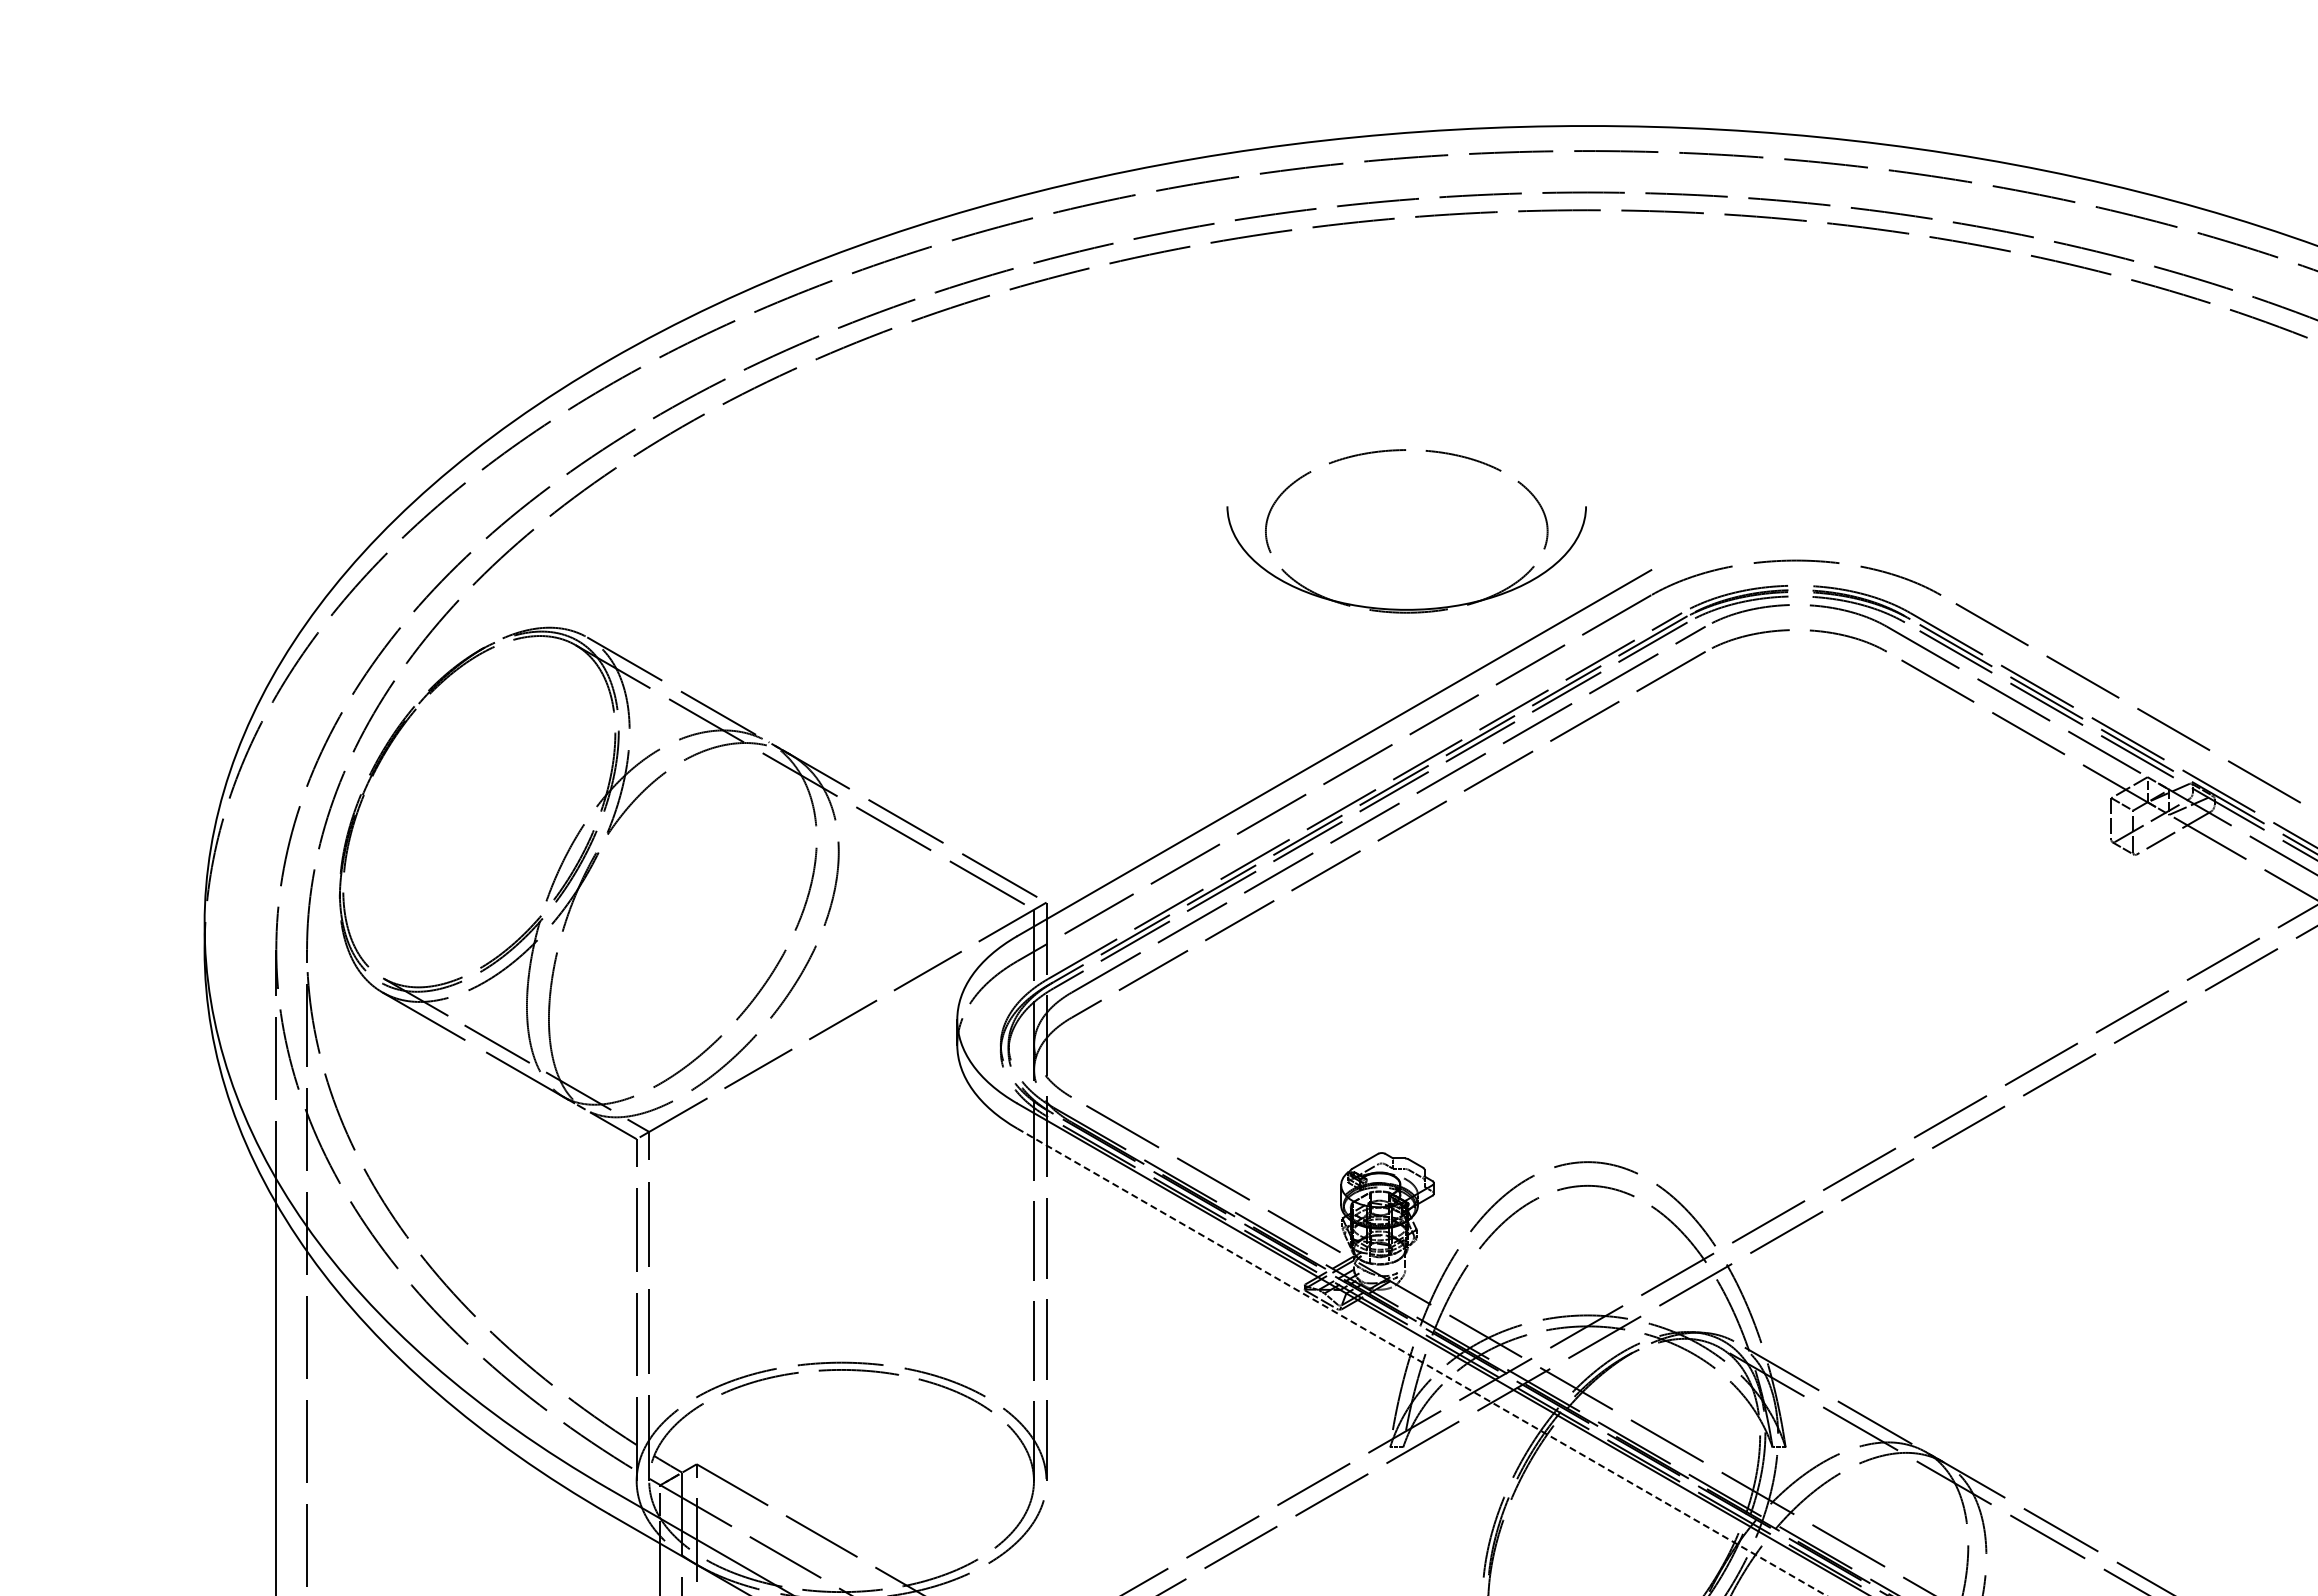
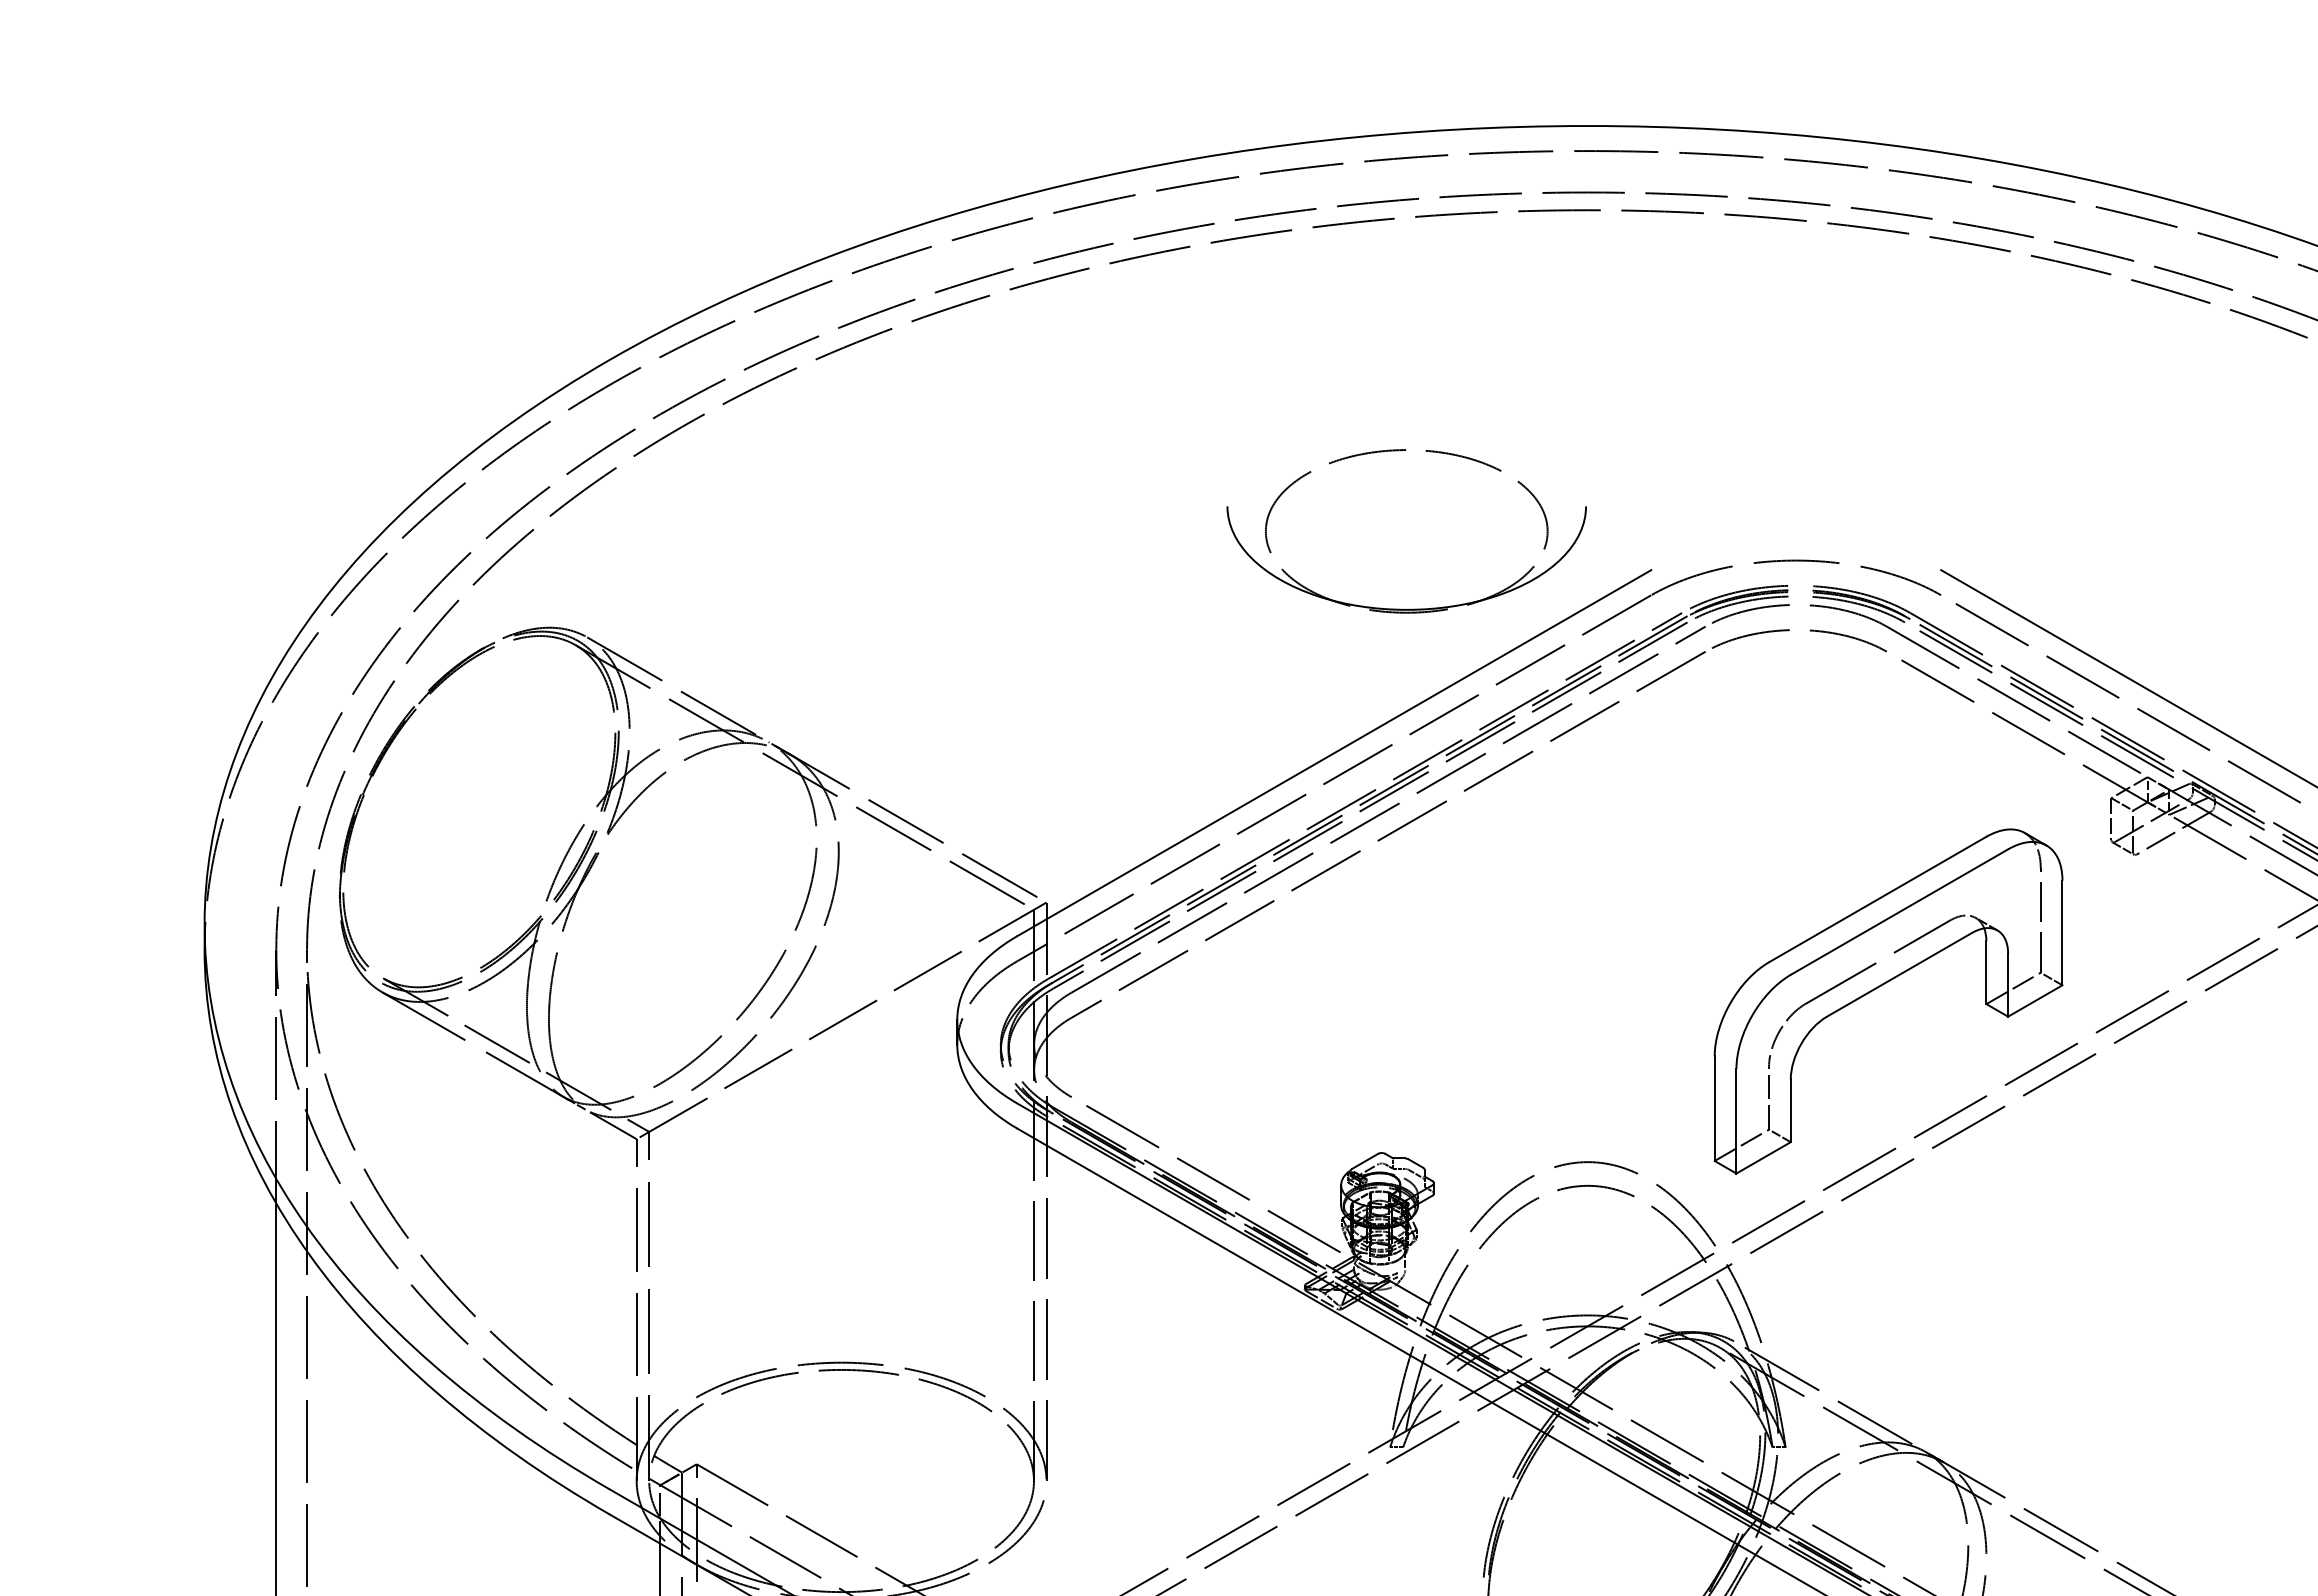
line: none -> present (2127, 677)
part: none -> present (1881, 986)
line: dashed -> solid (1422, 1362)
